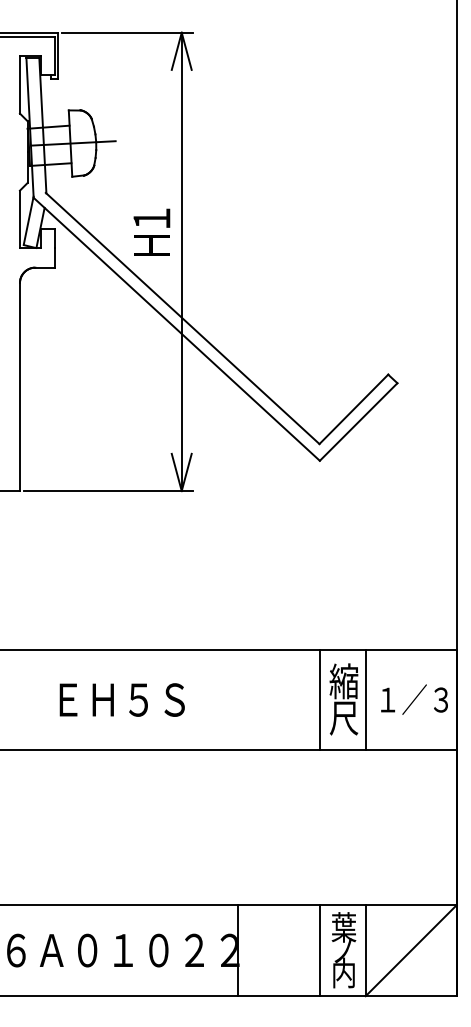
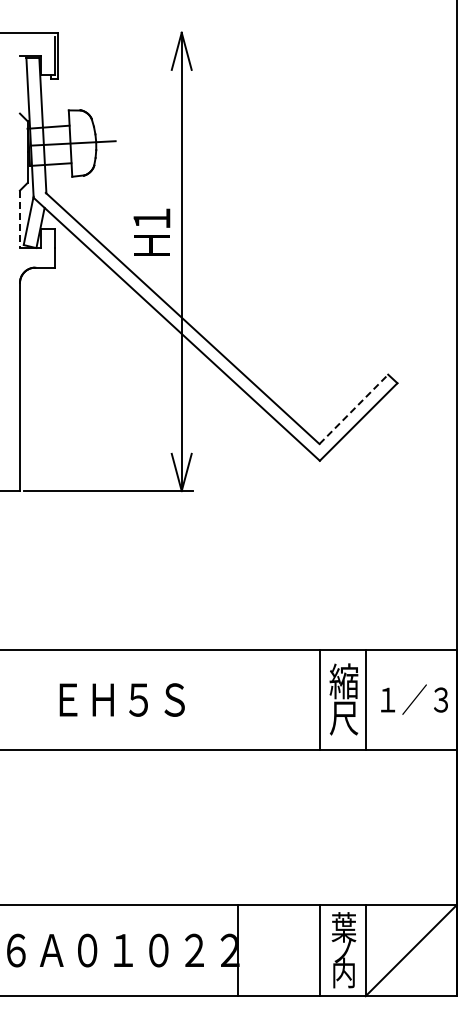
line: present -> none (127, 32)
line: present -> none (28, 36)
line: present -> none (19, 84)
line: solid -> dashed (19, 219)
line: solid -> dashed (353, 409)
